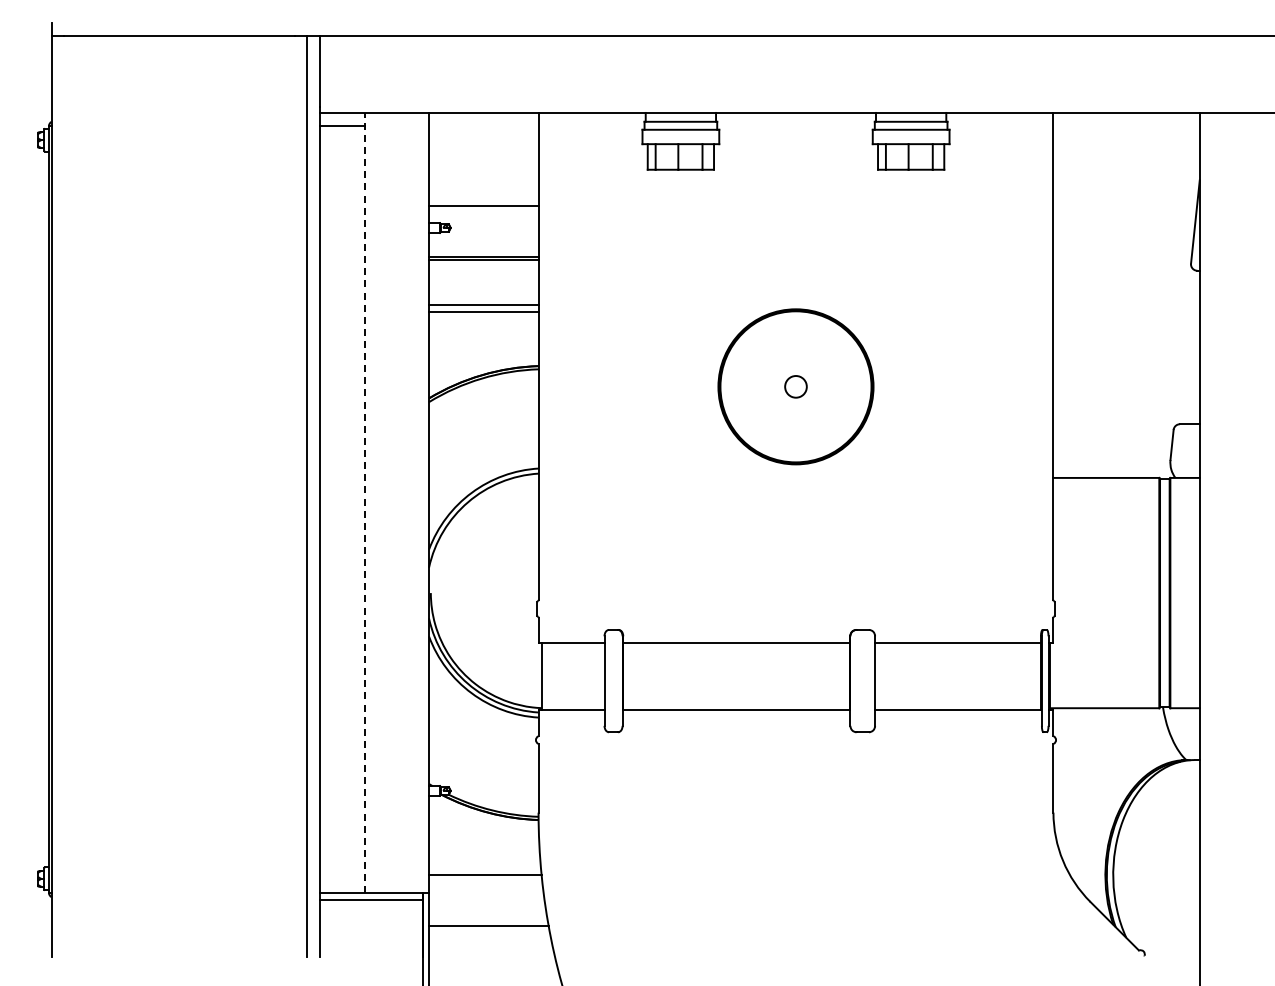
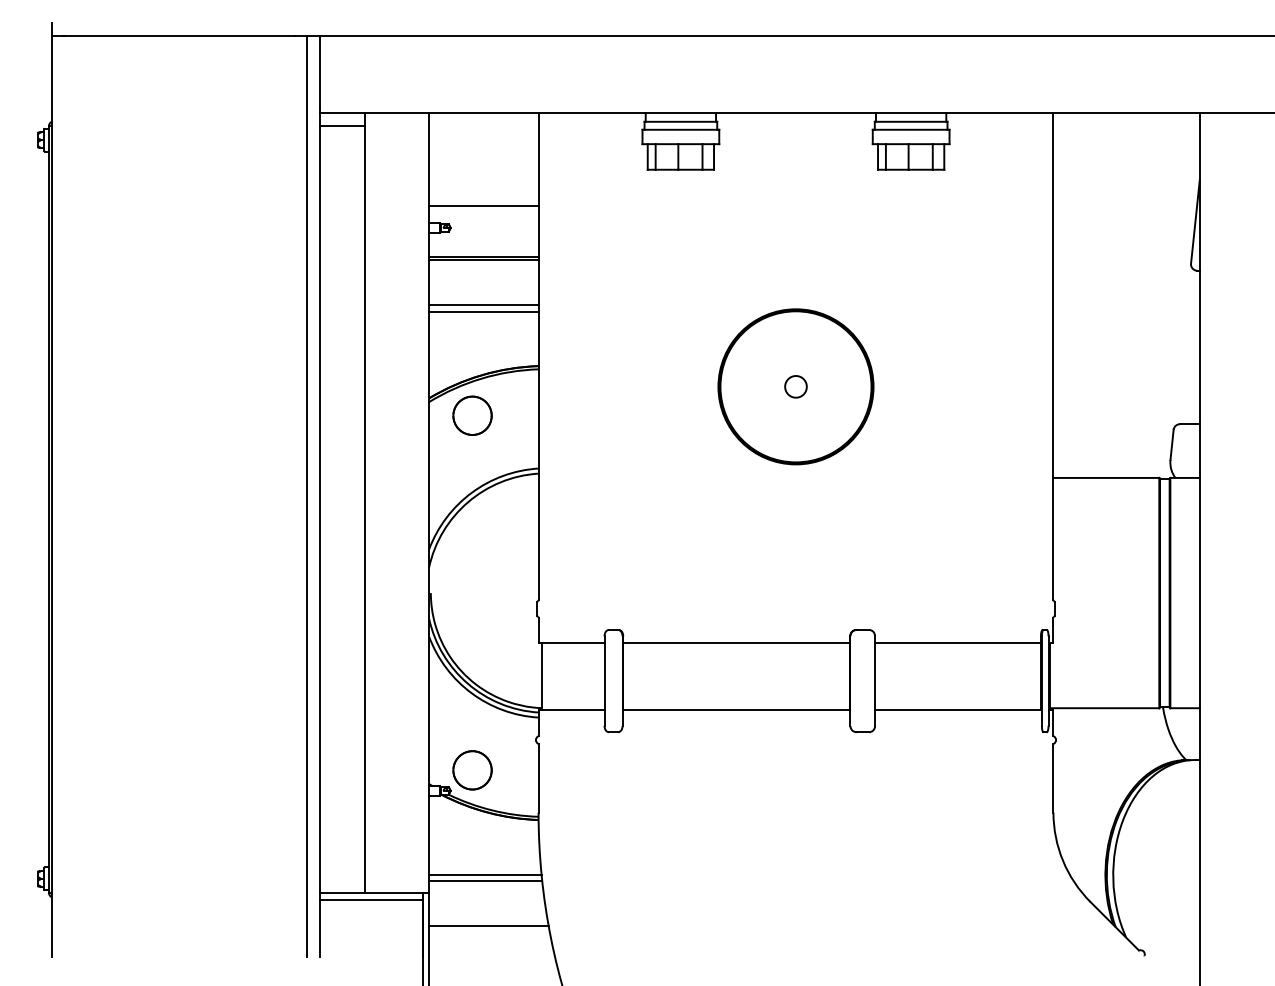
circle: none -> present (472, 415)
line: dashed -> solid (365, 502)
circle: none -> present (472, 770)
line: none -> present (485, 880)
